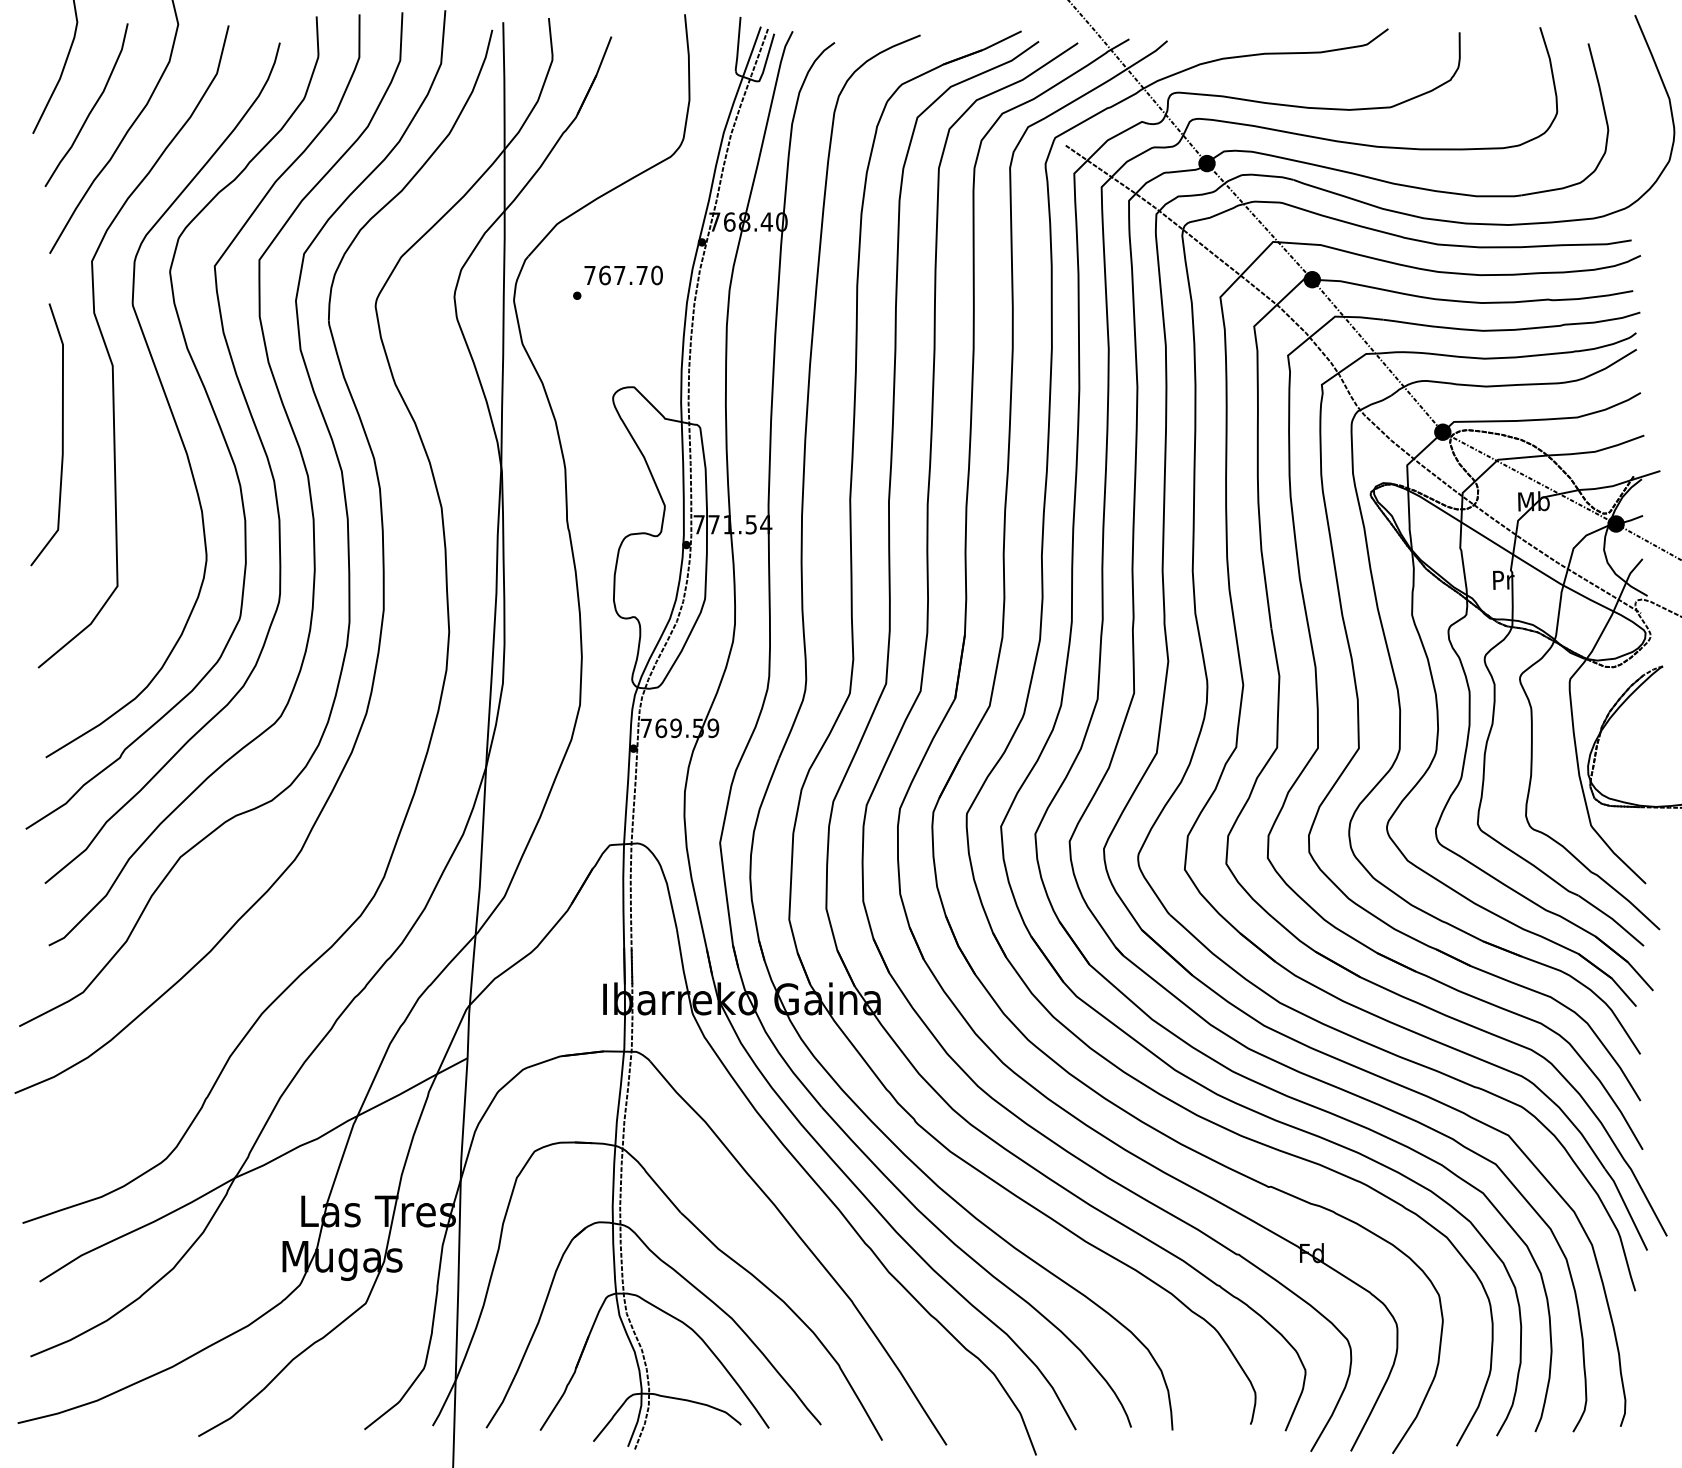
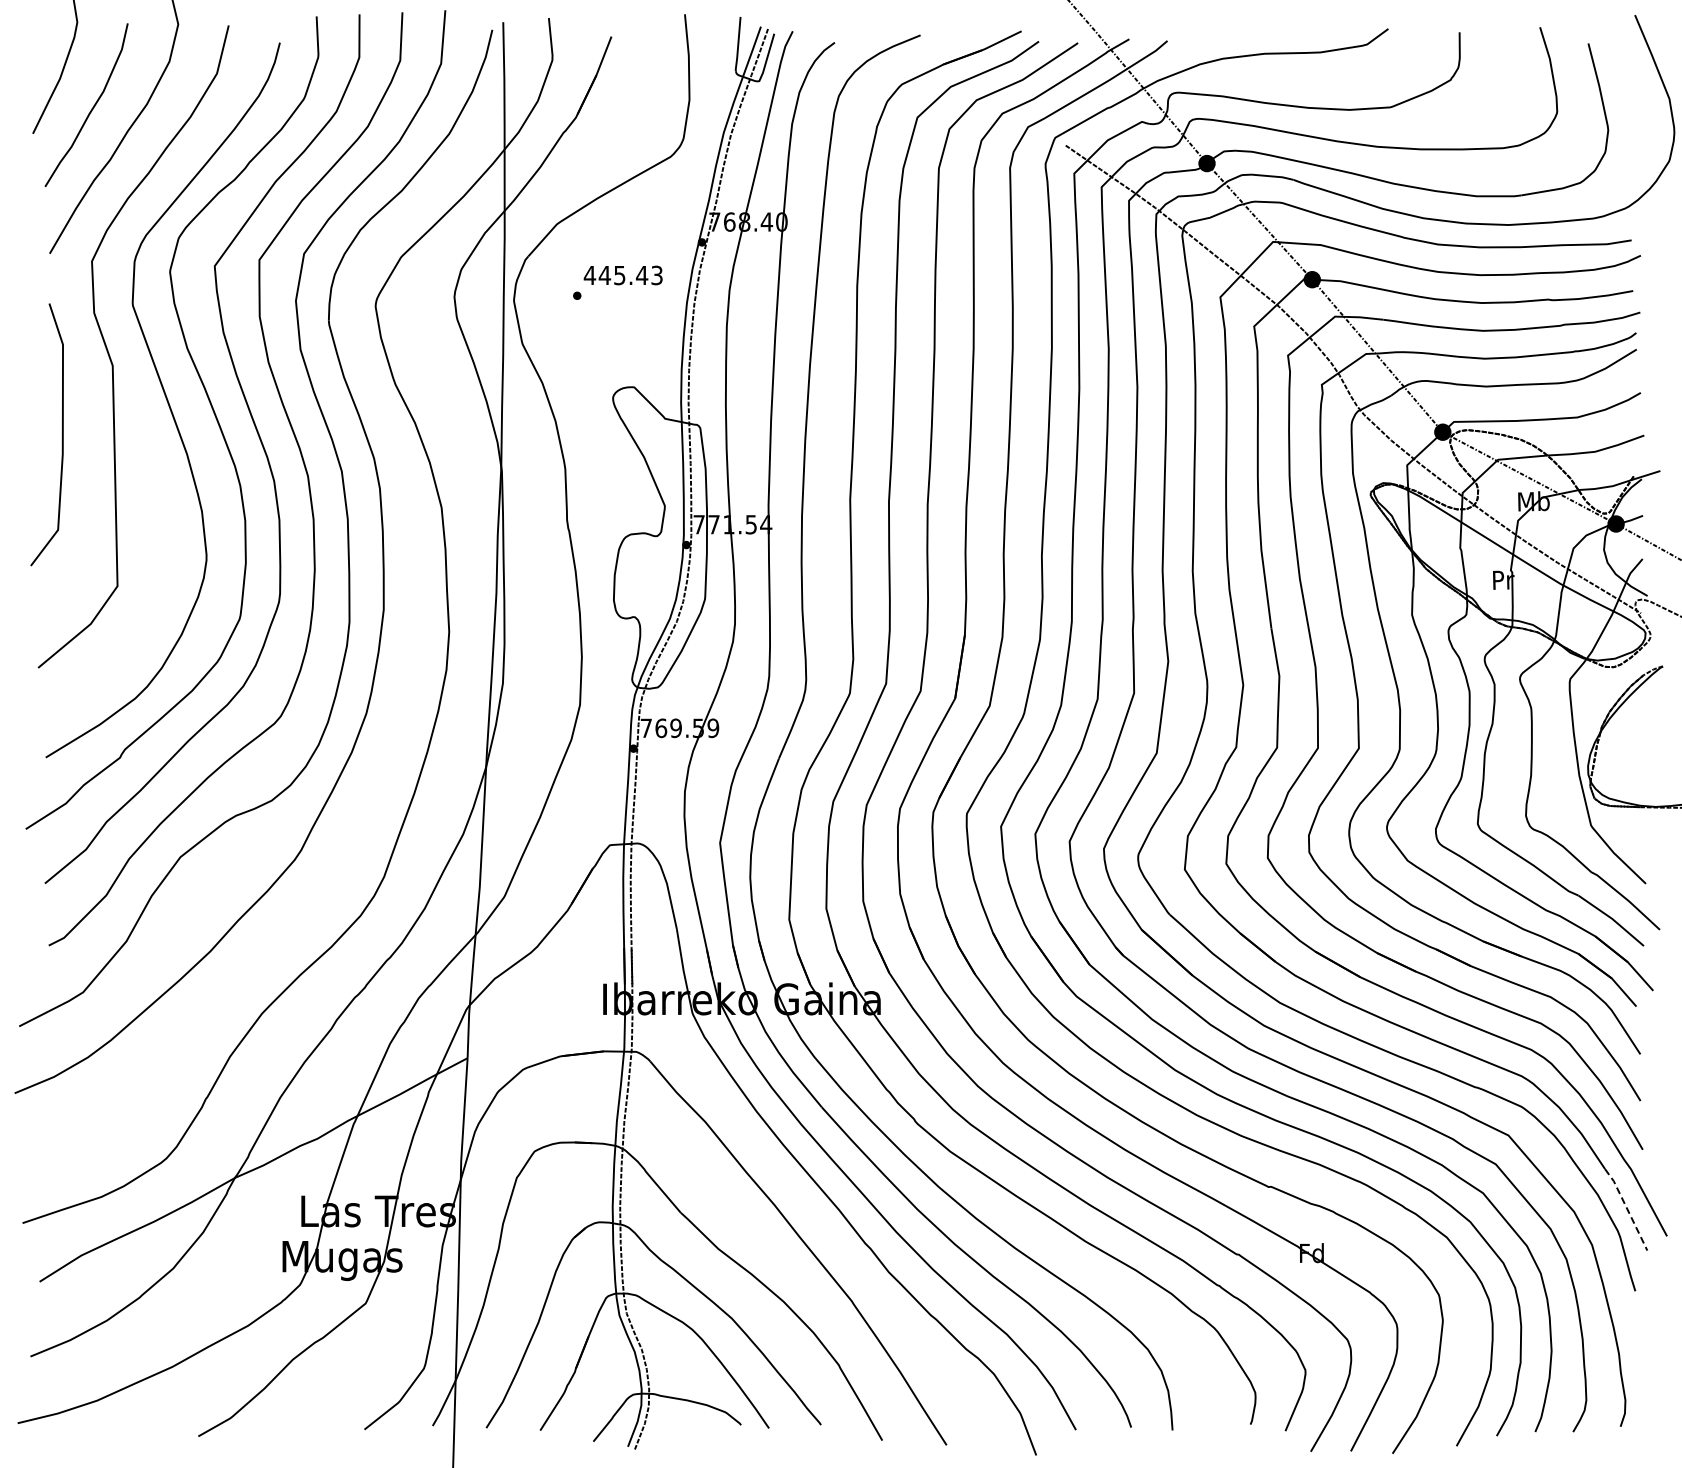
text: 767.70 -> 445.43 (622, 275)
line: solid -> dashed (1627, 1208)
